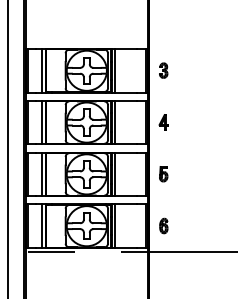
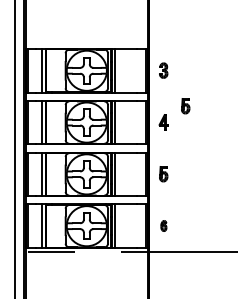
part: none -> present (185, 106)
line position: (8, 148) -> (15, 148) (15, 148)
part size: 10x18 px -> 8x12 px (163, 225)
